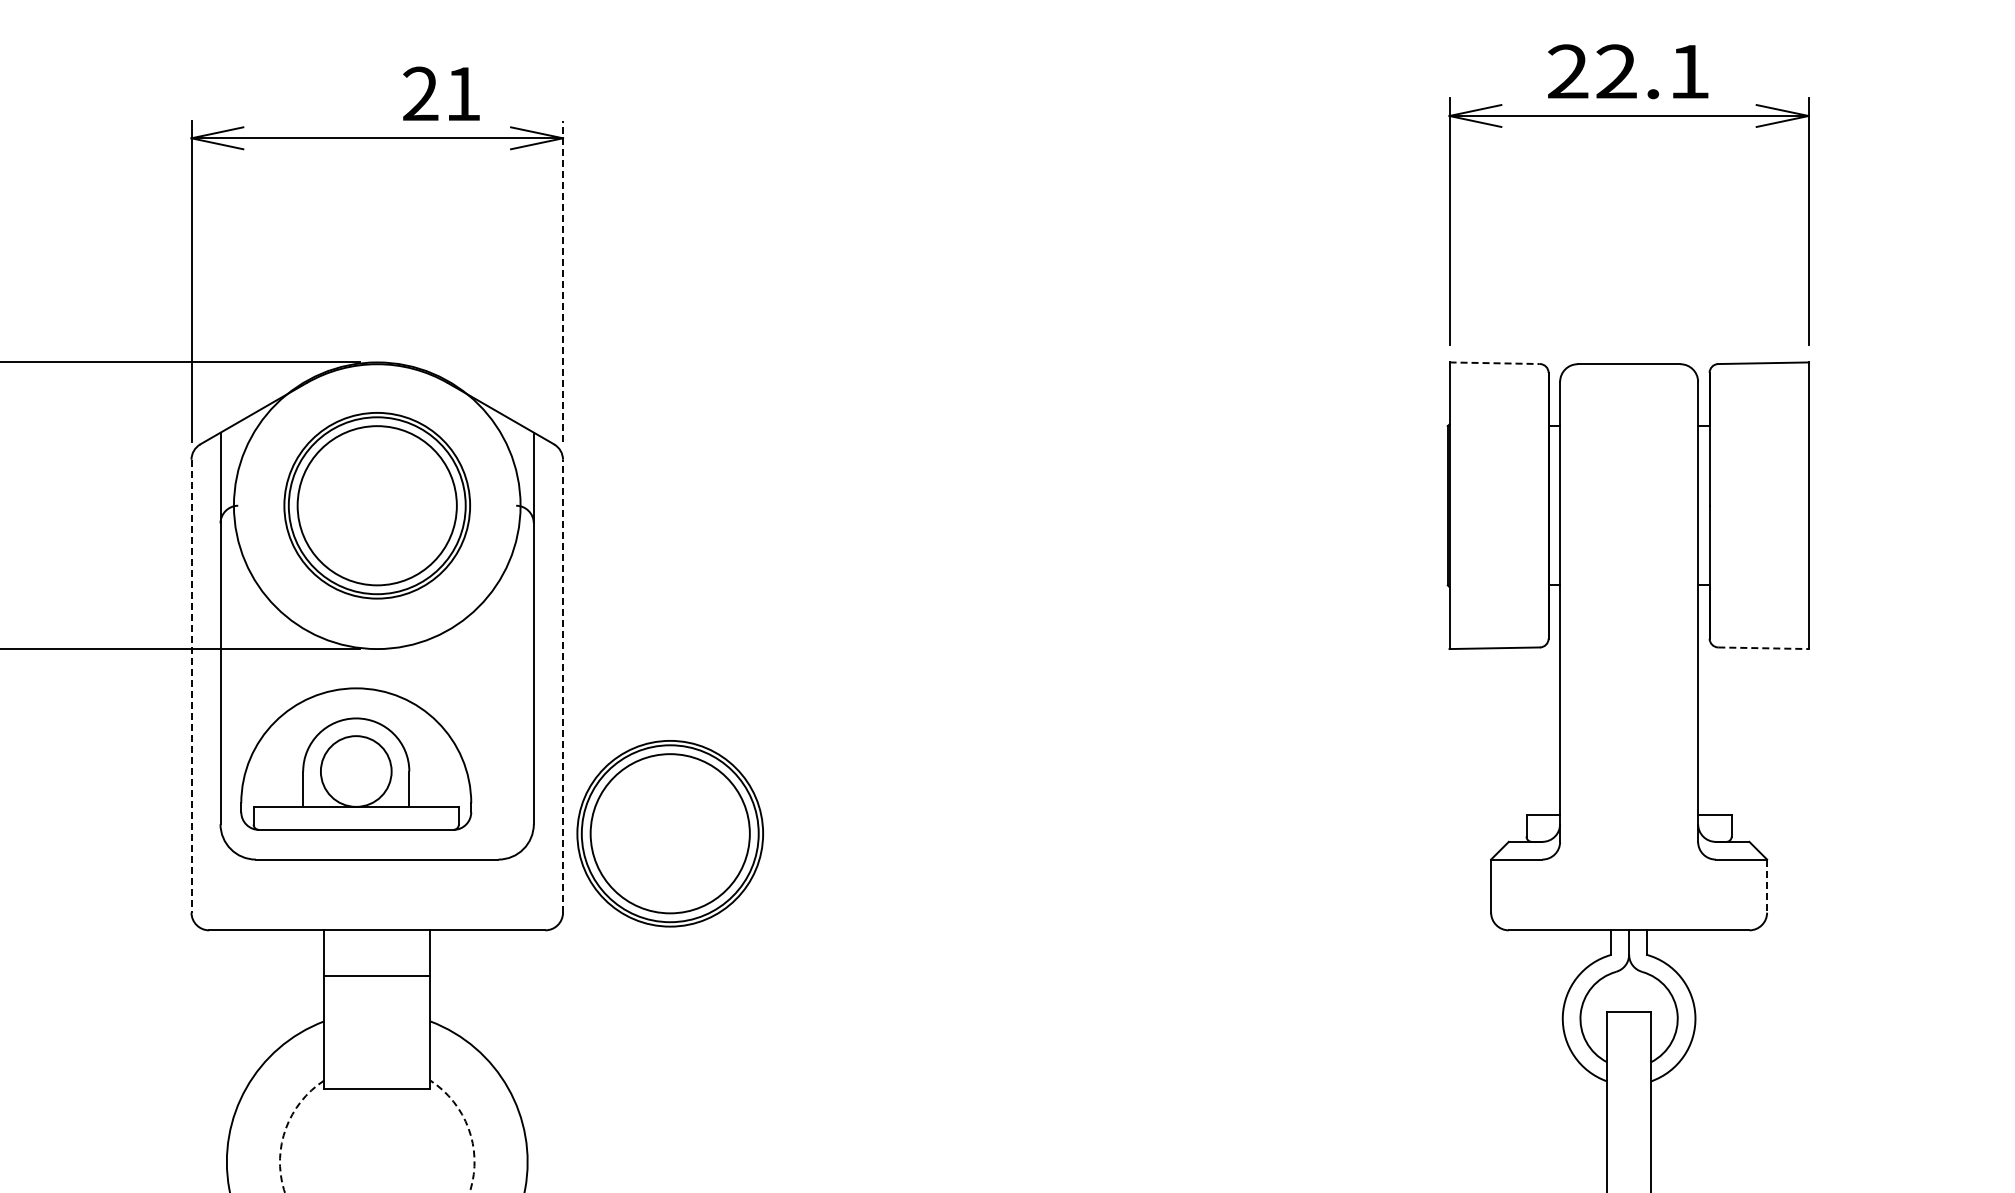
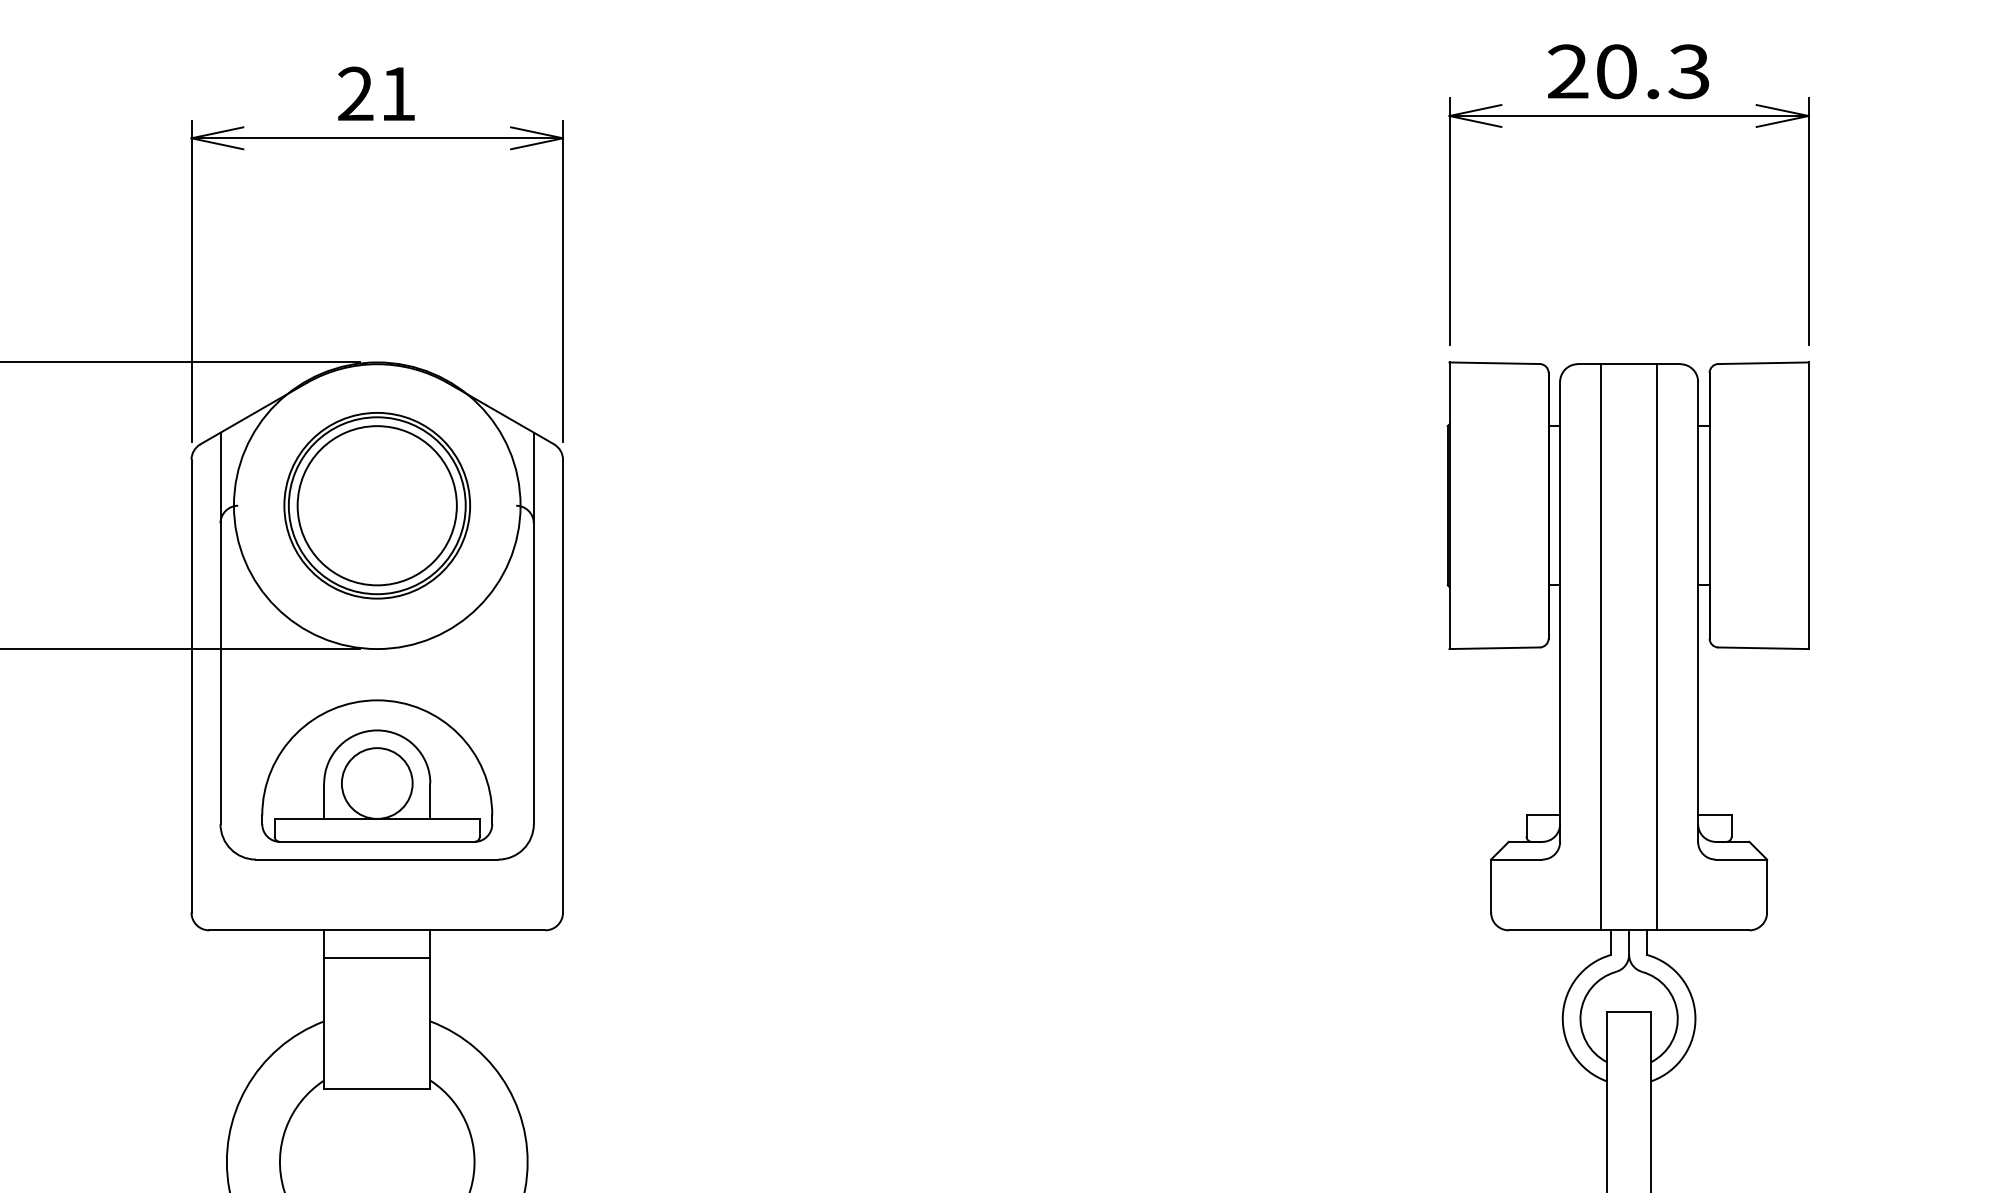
text: 22.1 -> 20.3 (1652, 71)
text position: (441, 93) -> (376, 93) (376, 93)
line: dashed -> solid (563, 281)
line: dashed -> solid (1495, 363)
line: none -> present (1600, 647)
line: none -> present (1657, 647)
line: dashed -> solid (1763, 648)
line: dashed -> solid (563, 685)
line: dashed -> solid (191, 686)
part position: (356, 758) -> (377, 770) (377, 770)
part: present -> none (669, 833)
line: dashed -> solid (1767, 886)
line position: (377, 976) -> (377, 958) (377, 958)
arc: dashed -> solid (469, 1192)
